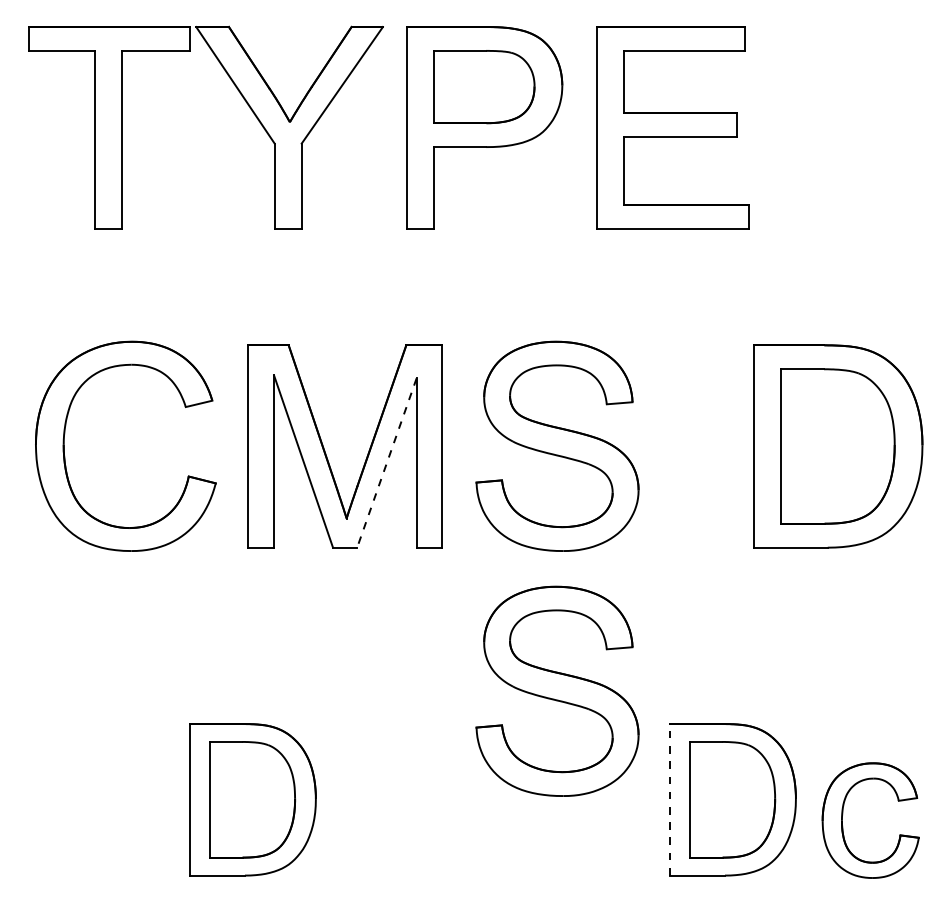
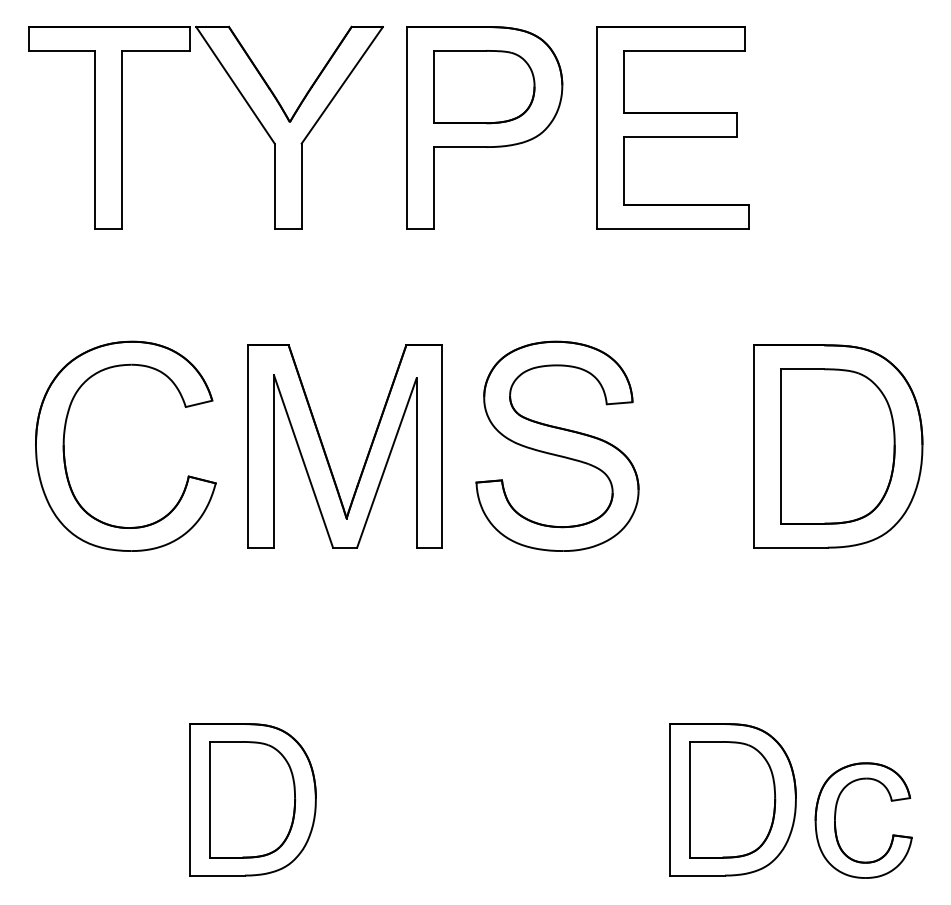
line: dashed -> solid (386, 463)
part: present -> none (557, 690)
line: dashed -> solid (669, 799)
part position: (843, 814) -> (836, 814) (836, 814)
